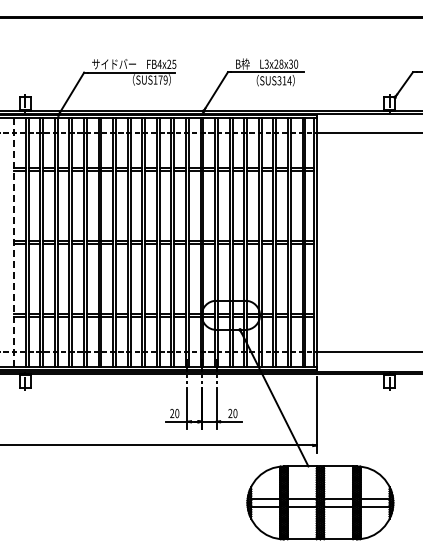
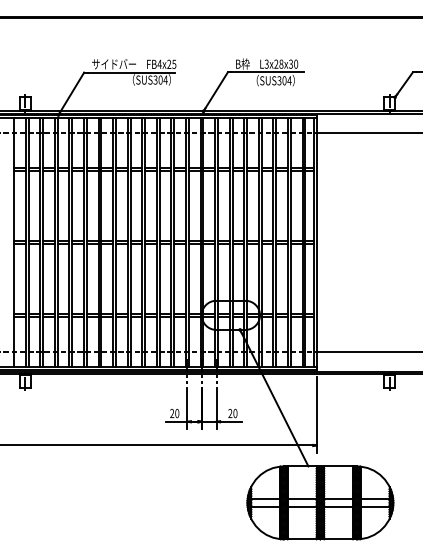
text: SUS179 -> SUS304 (160, 79)
text: SUS314 -> SUS304 (284, 80)
line: dashed -> solid (14, 242)
